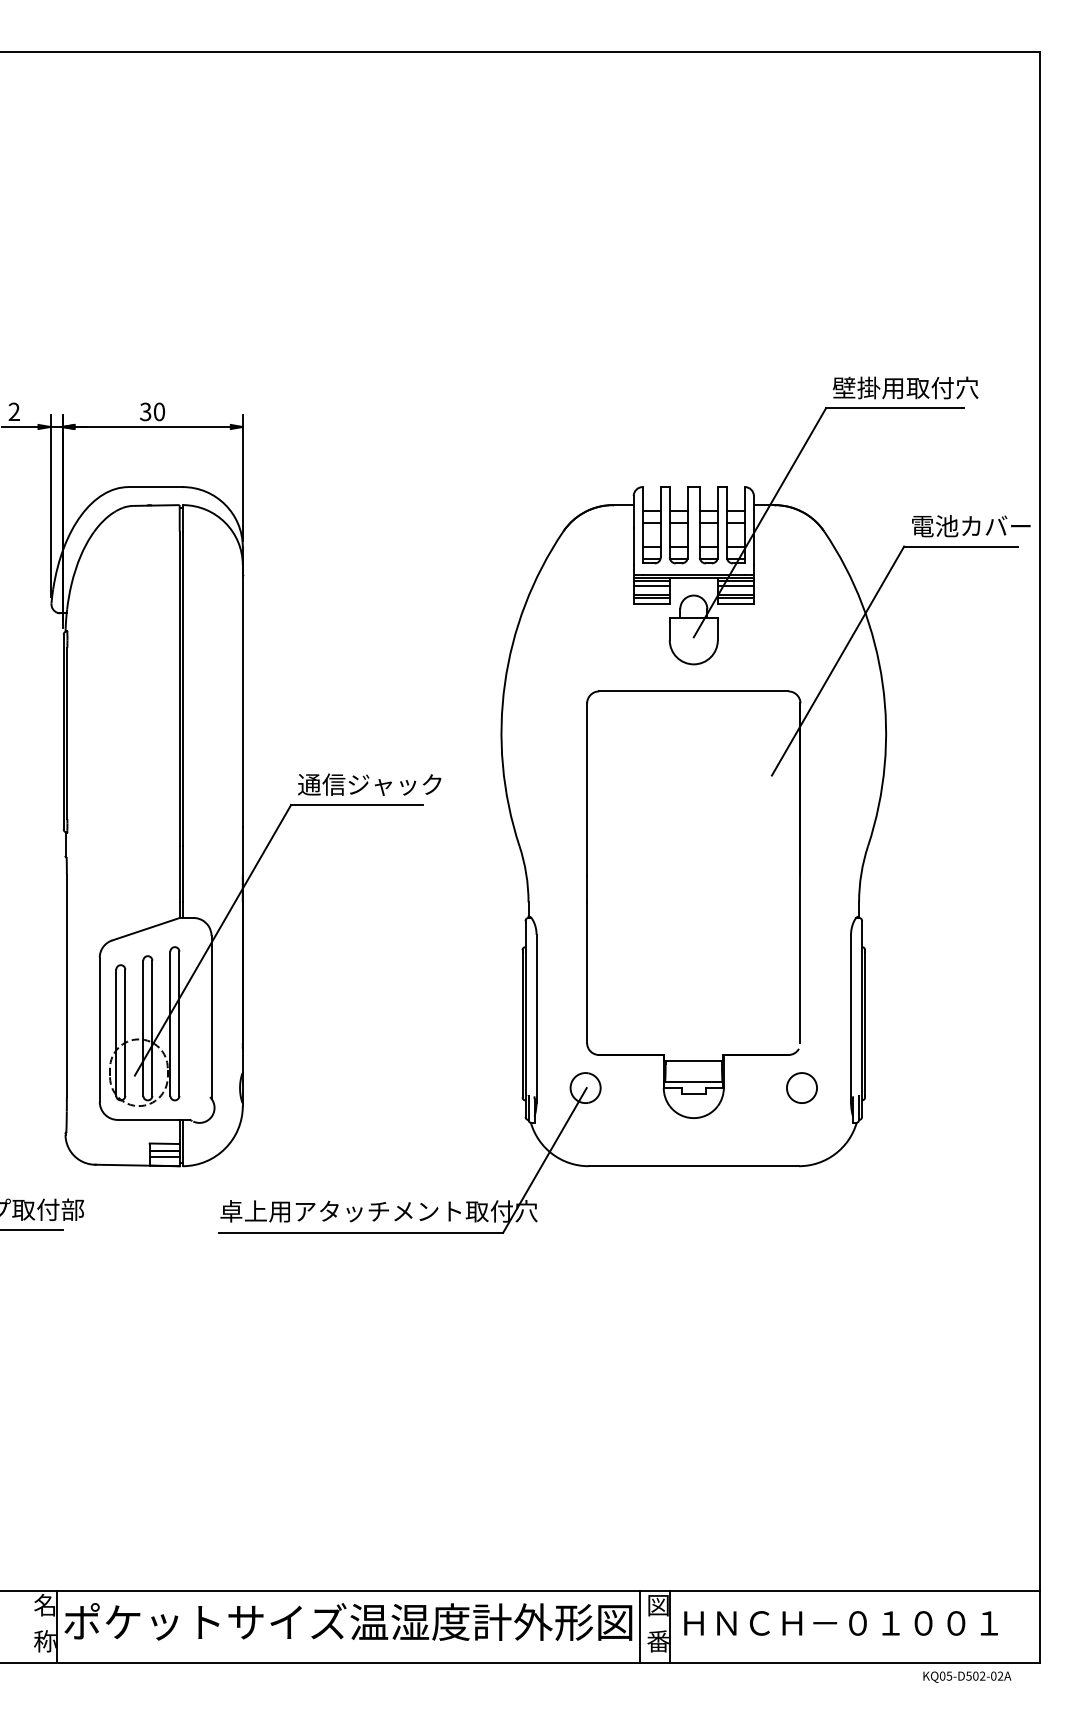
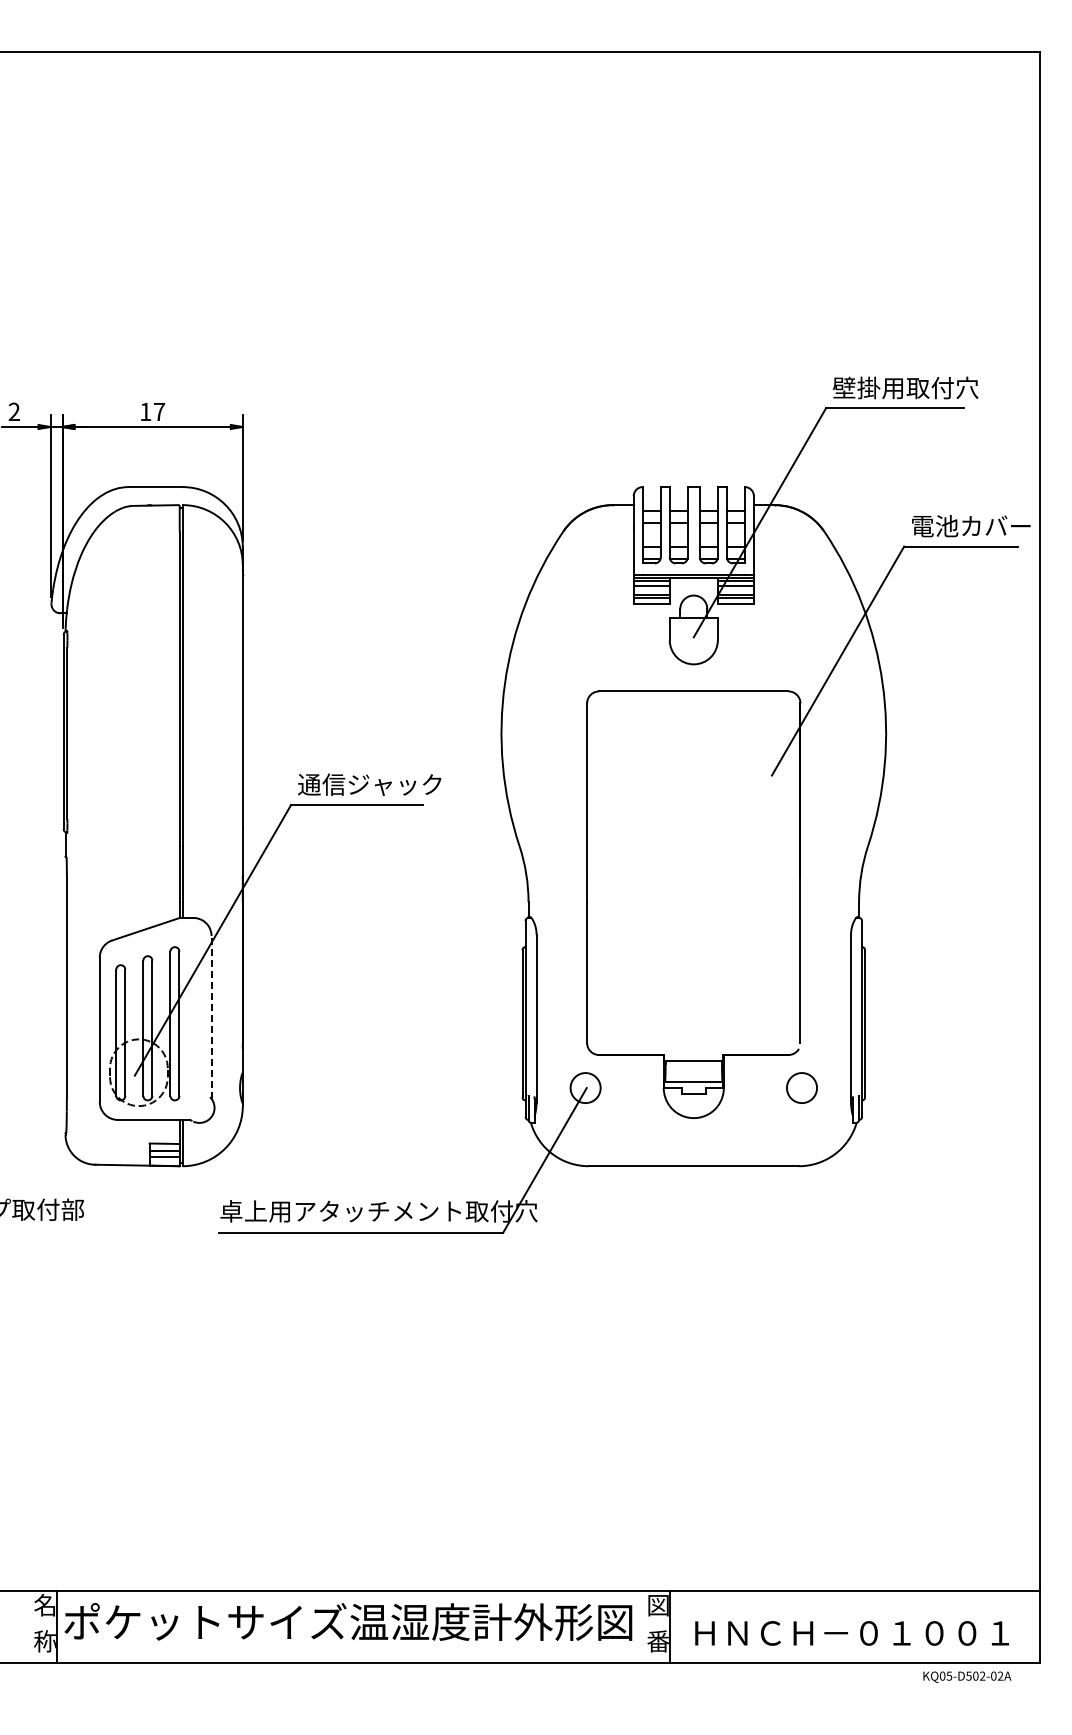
text: 30 -> 17 (152, 411)
line: solid -> dashed (211, 1016)
line: present -> none (32, 1230)
text position: (840, 1623) -> (851, 1633) (851, 1633)
line: present -> none (640, 1626)
